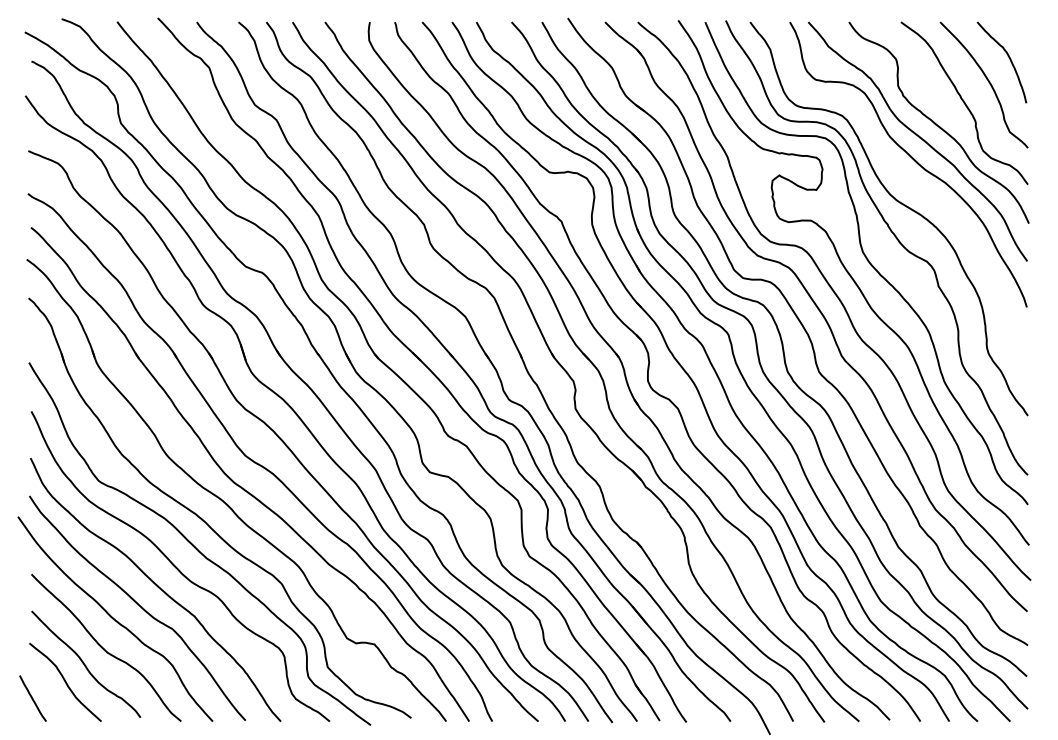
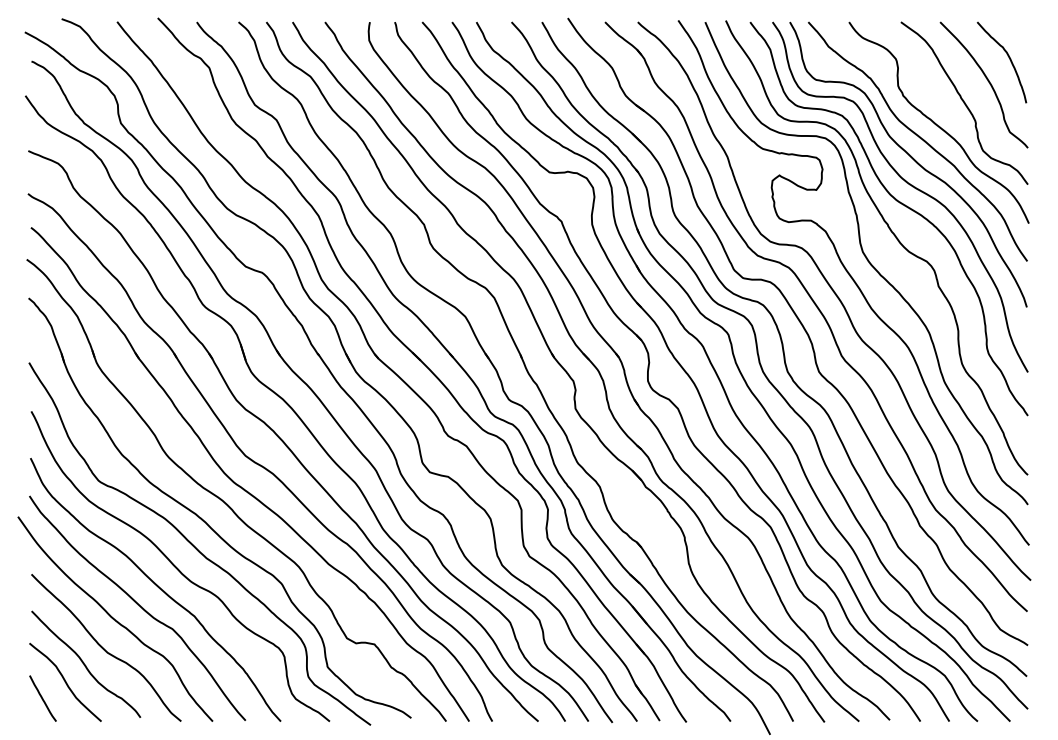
curve: none -> present (909, 185)
line position: (32, 698) -> (42, 698) (42, 698)
